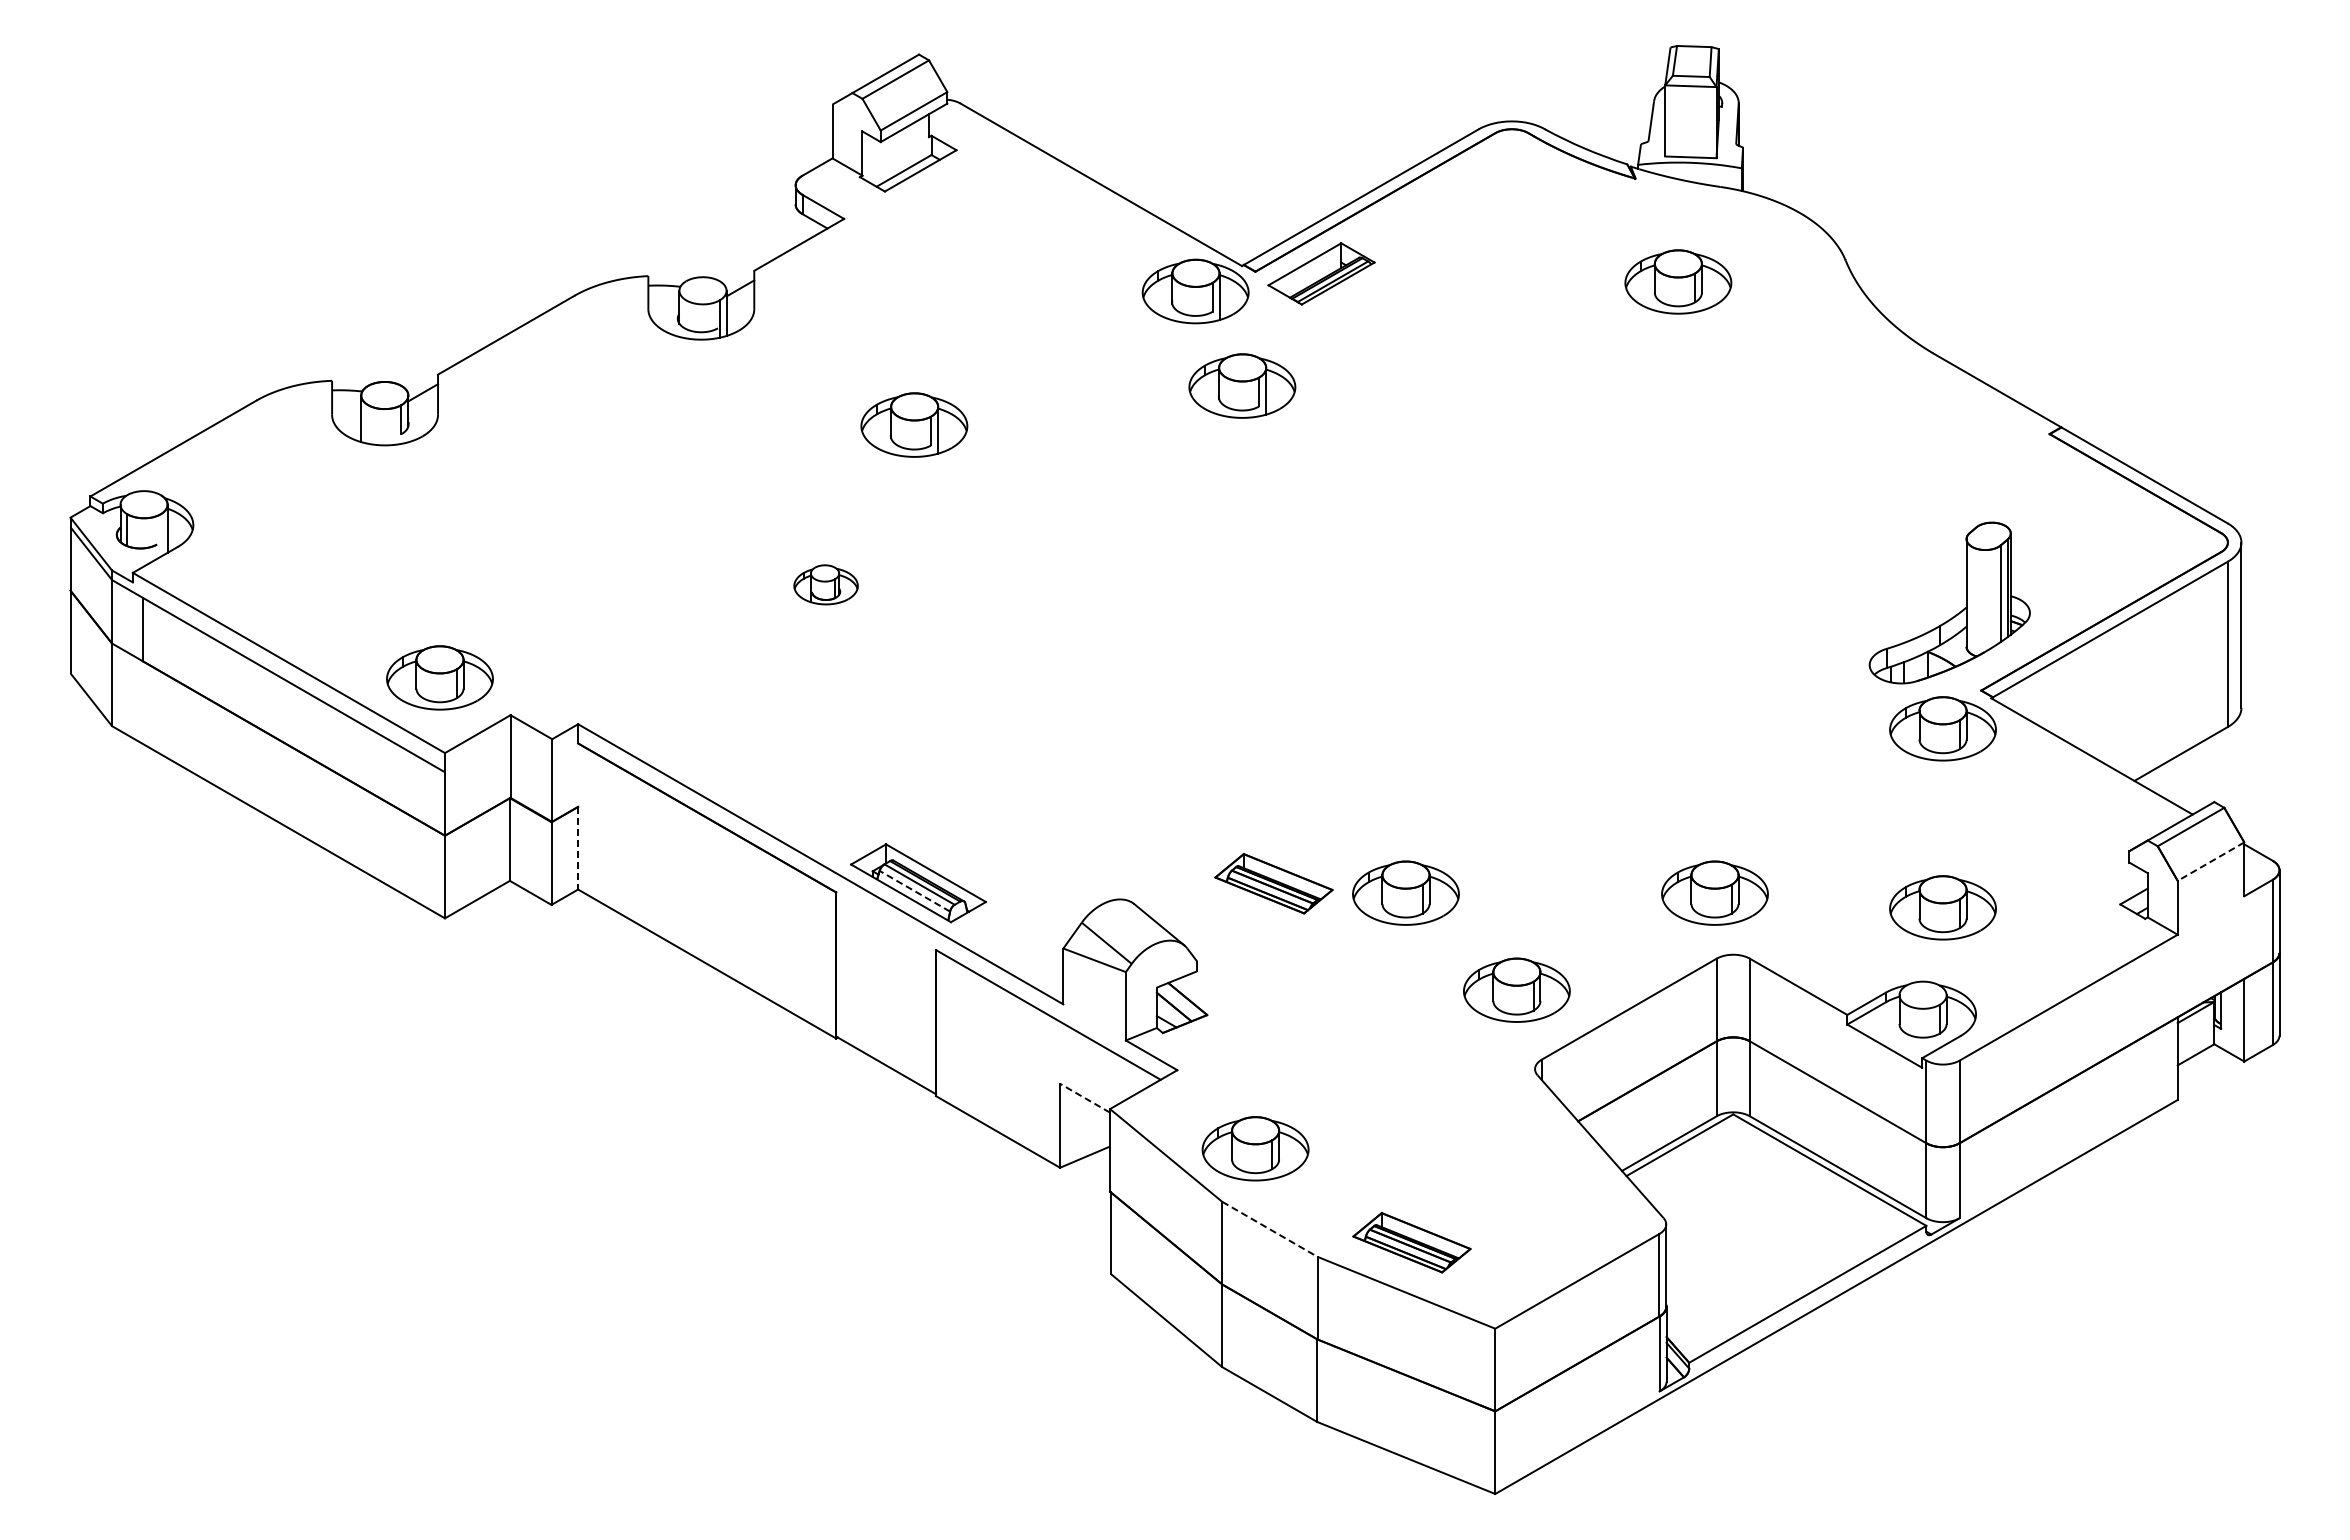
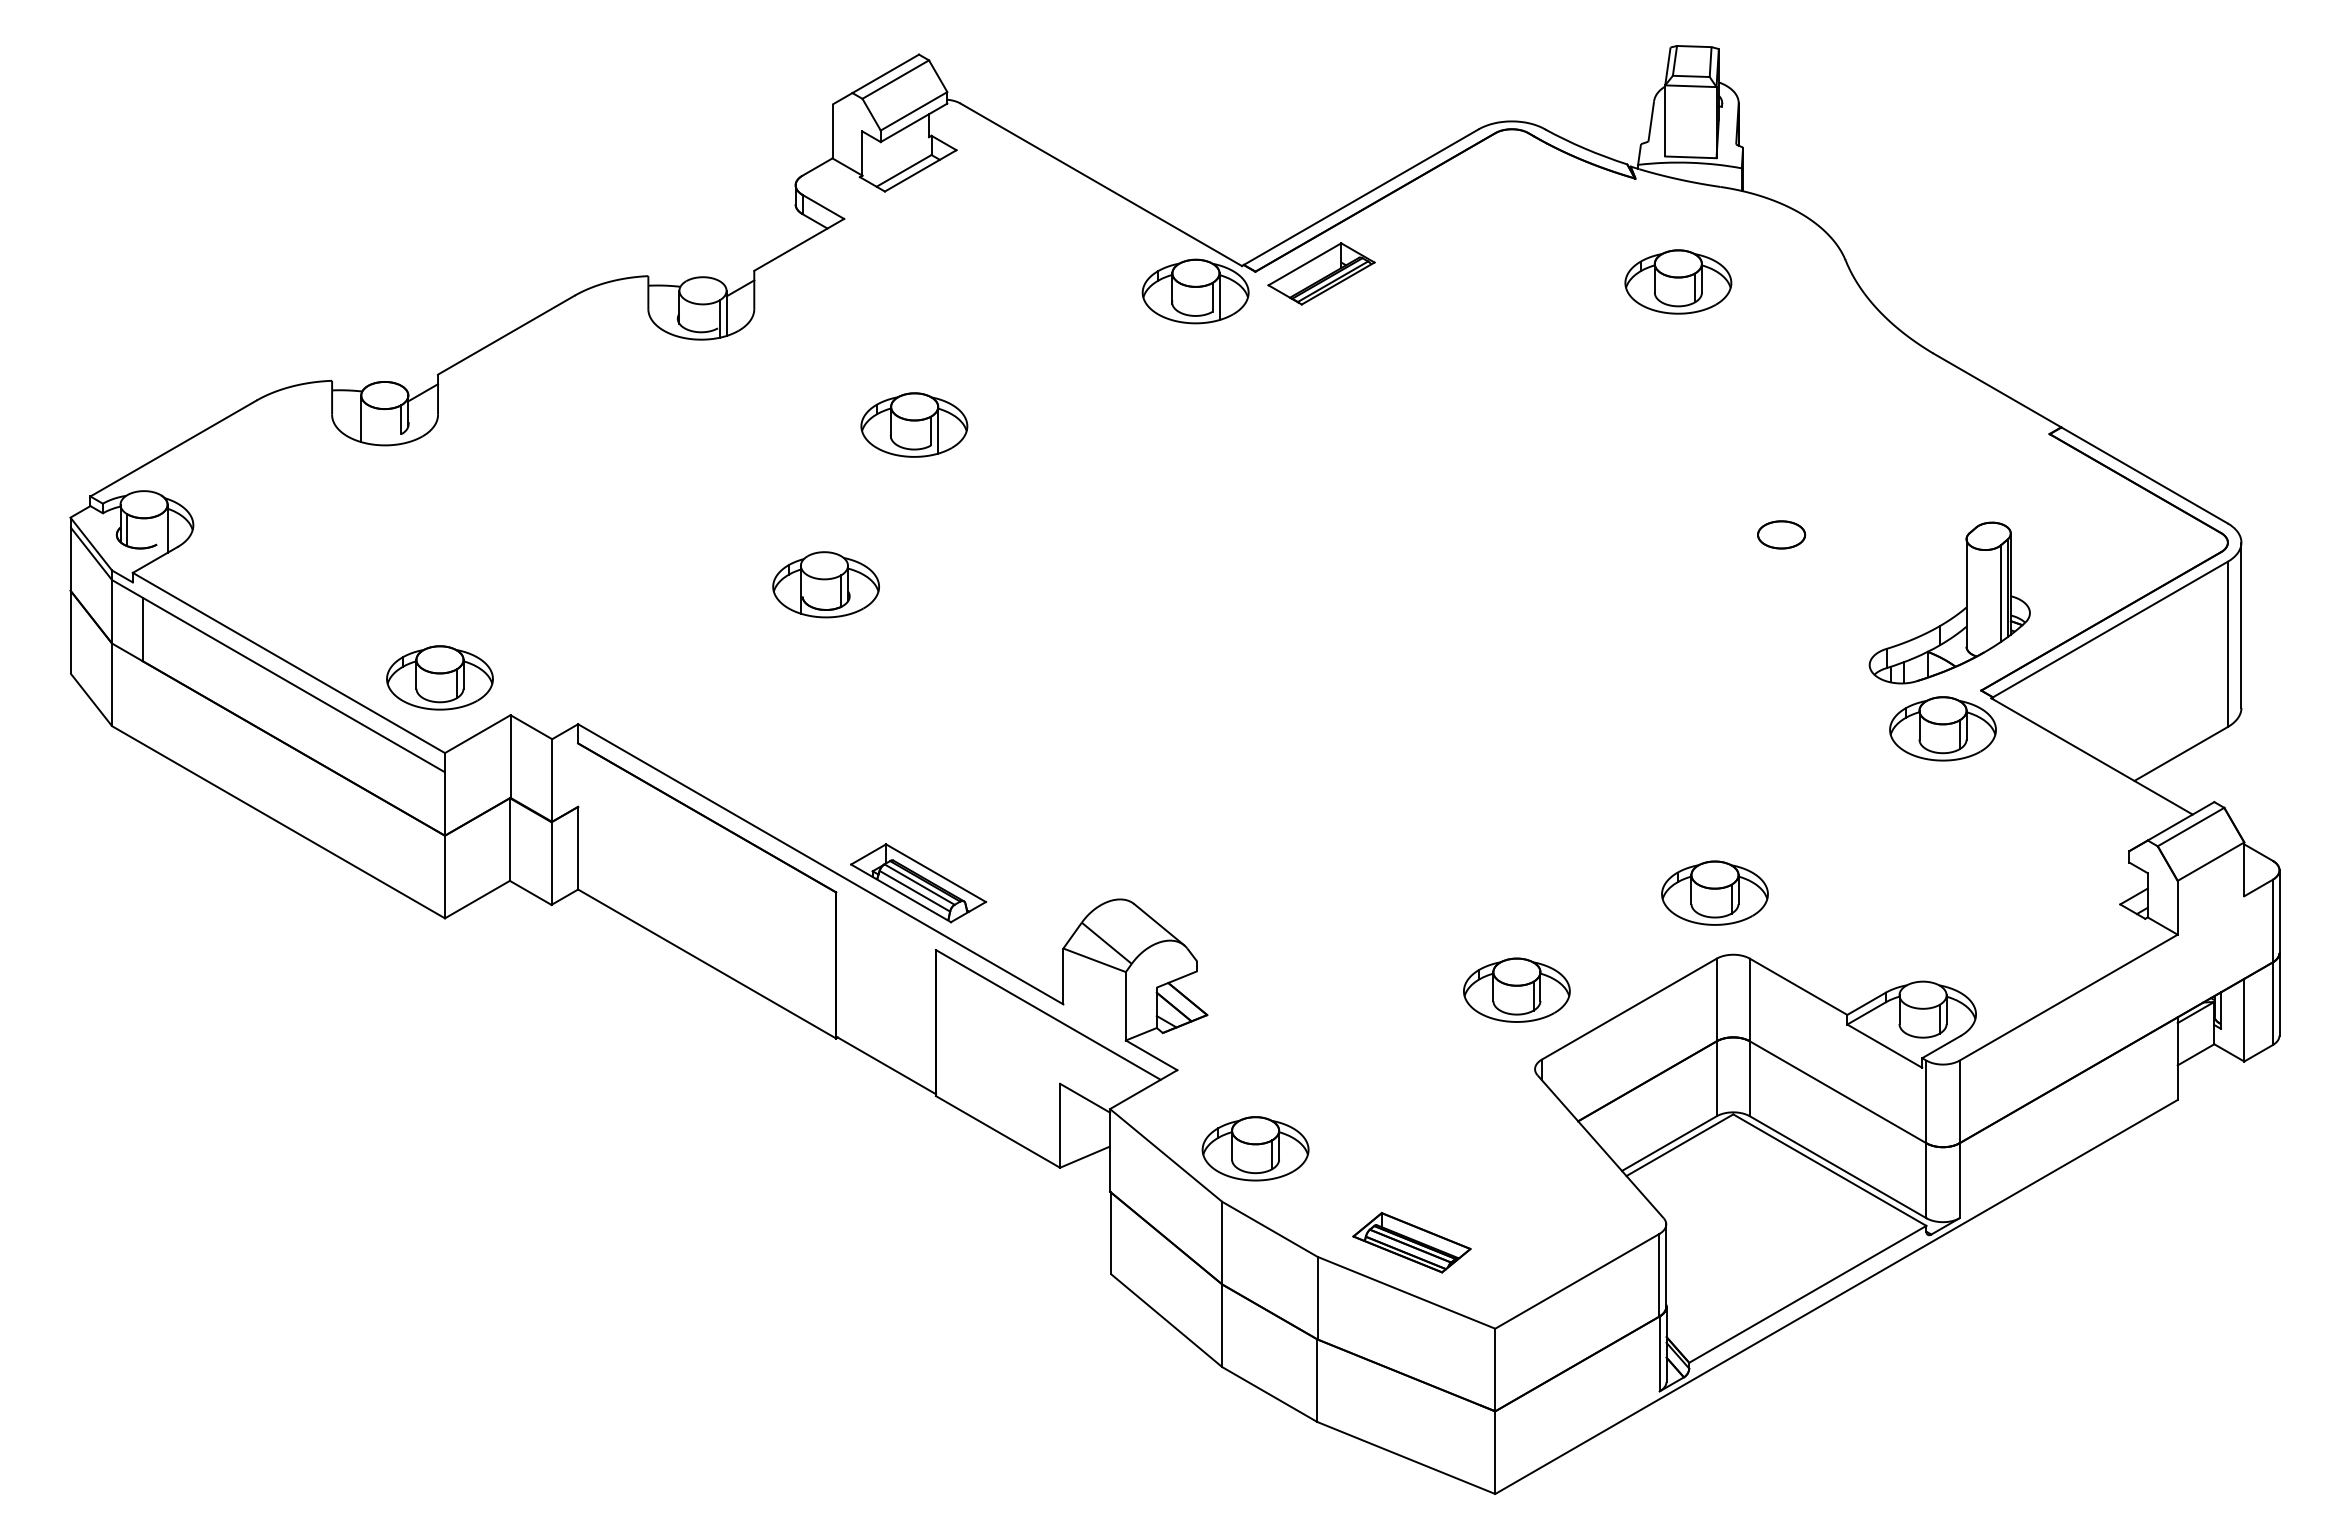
part: present -> none (1242, 385)
part: none -> present (1781, 534)
part size: 66x42 px -> 108x68 px (825, 584)
line: dashed -> solid (578, 848)
line: dashed -> solid (2210, 861)
part: present -> none (1273, 883)
line: dashed -> solid (914, 891)
part: present -> none (1405, 892)
part: present -> none (1942, 907)
line: dashed -> solid (1085, 1098)
line: dashed -> solid (1270, 1229)
